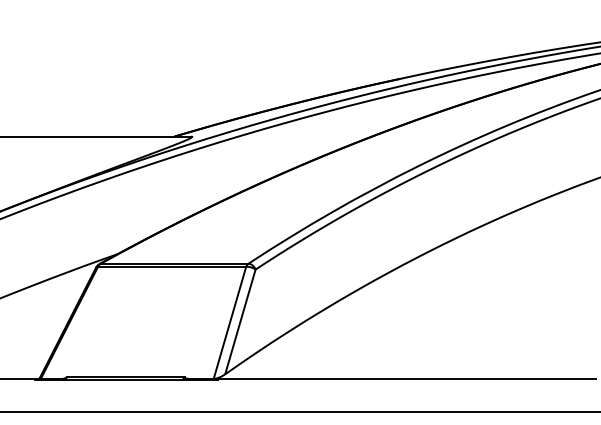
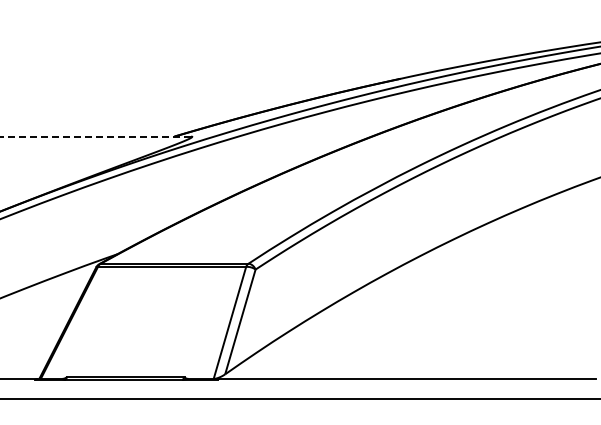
line: solid -> dashed (95, 136)
line position: (299, 412) -> (299, 399) (299, 399)
